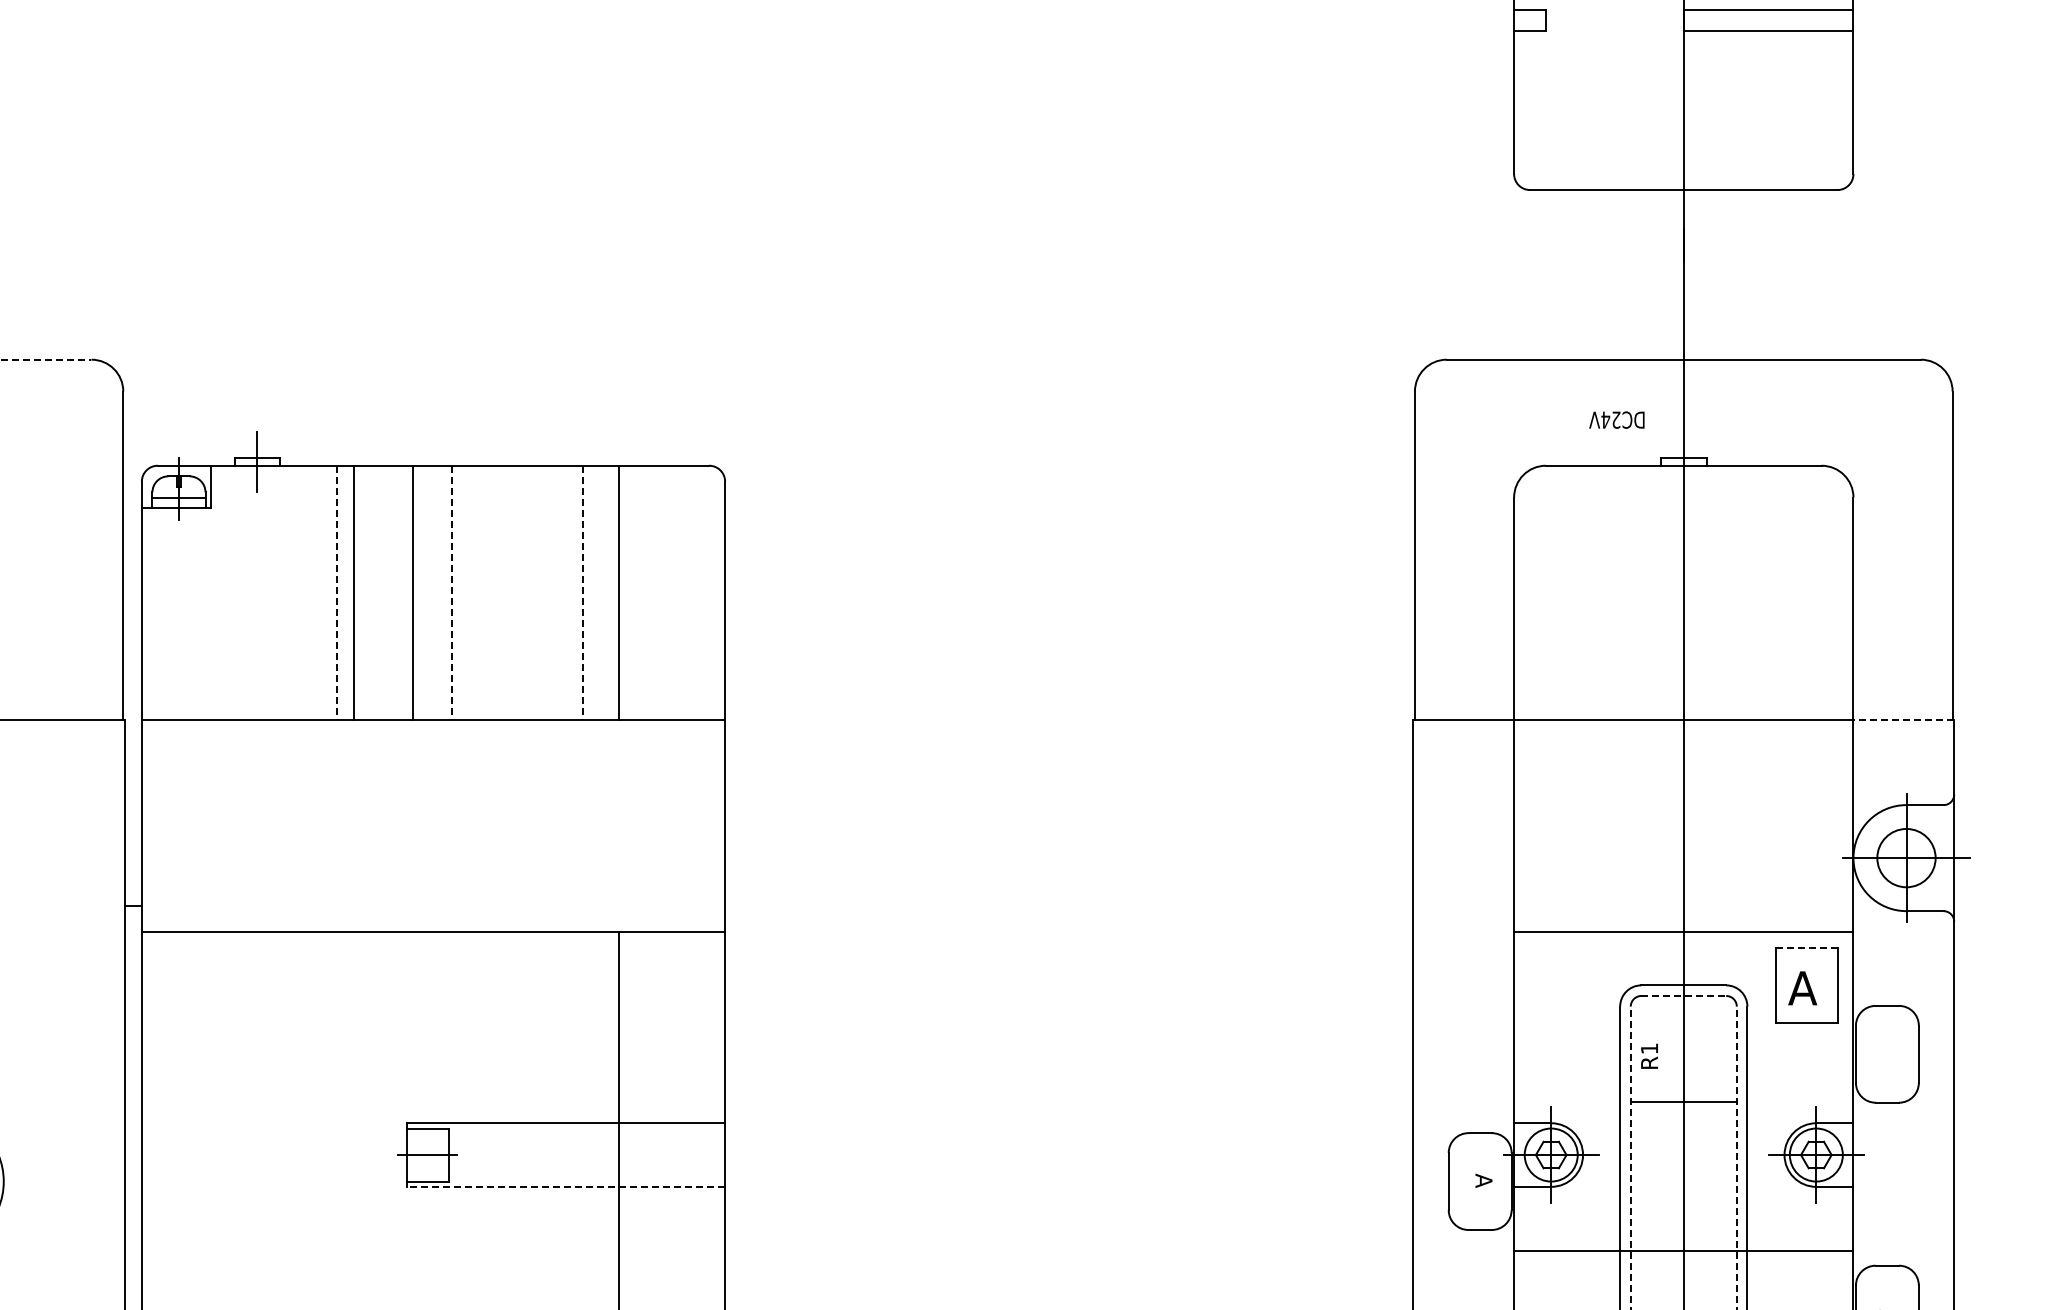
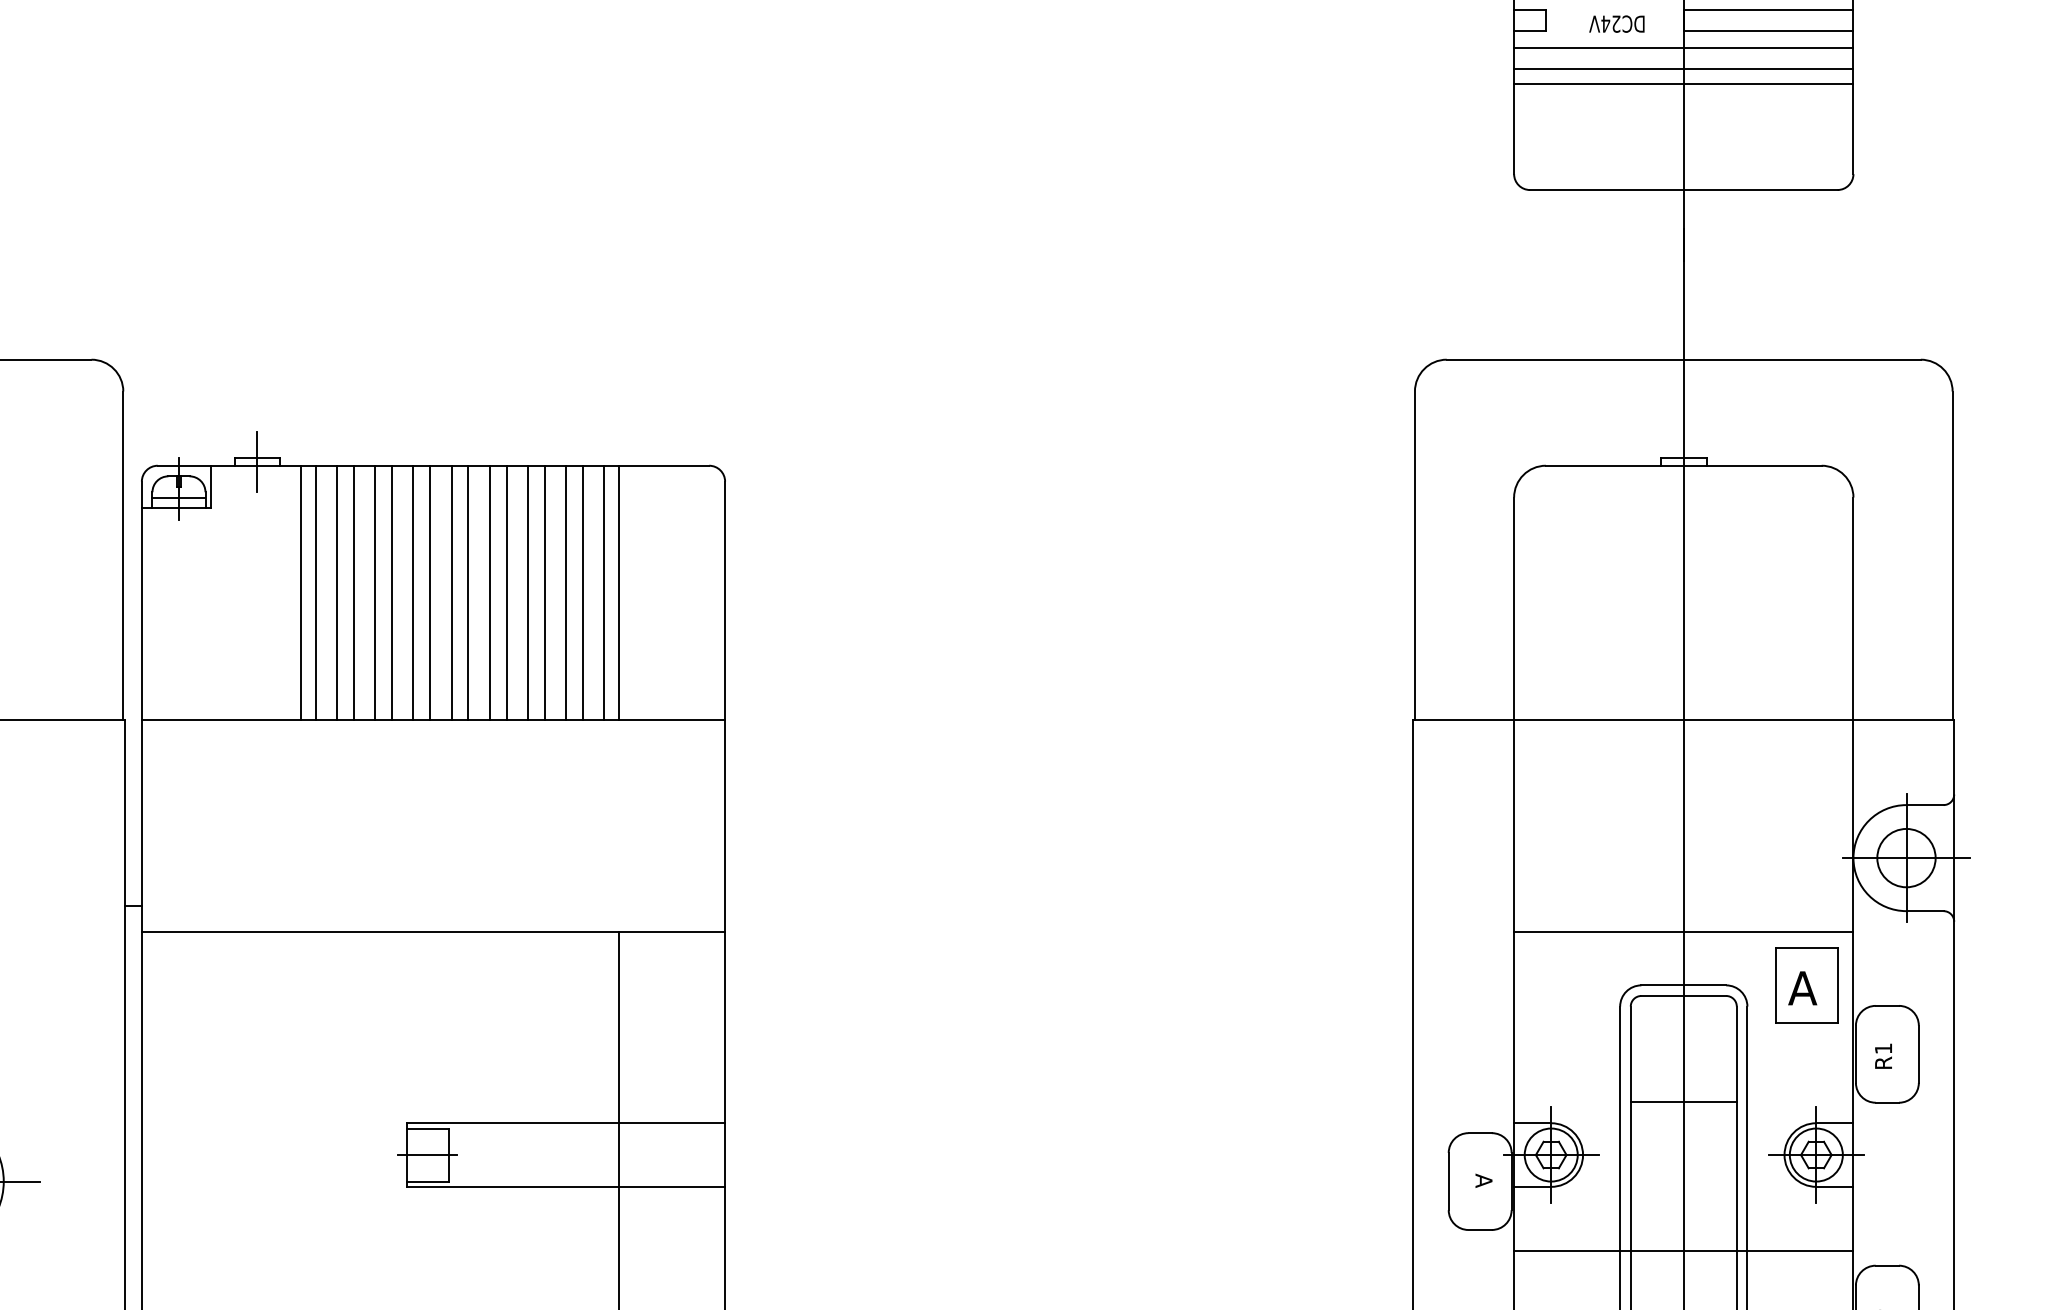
line: none -> present (1683, 47)
line: none -> present (1683, 69)
line: none -> present (1683, 83)
line: dashed -> solid (46, 359)
text position: (1616, 419) -> (1616, 23) (1616, 23)
line: none -> present (300, 592)
line: none -> present (315, 592)
line: none -> present (375, 592)
line: none -> present (392, 592)
line: none -> present (430, 592)
line: none -> present (468, 592)
line: none -> present (489, 592)
line: none -> present (506, 592)
line: none -> present (527, 592)
line: none -> present (544, 592)
line: none -> present (566, 592)
line: none -> present (604, 592)
line: dashed -> solid (336, 593)
line: dashed -> solid (451, 593)
line: dashed -> solid (583, 593)
line: dashed -> solid (1903, 720)
line: dashed -> solid (1806, 948)
line: dashed -> solid (1684, 995)
text position: (1649, 1055) -> (1883, 1055) (1883, 1055)
line: dashed -> solid (1630, 1157)
line: dashed -> solid (1736, 1157)
line: none -> present (21, 1181)
line: dashed -> solid (565, 1186)
